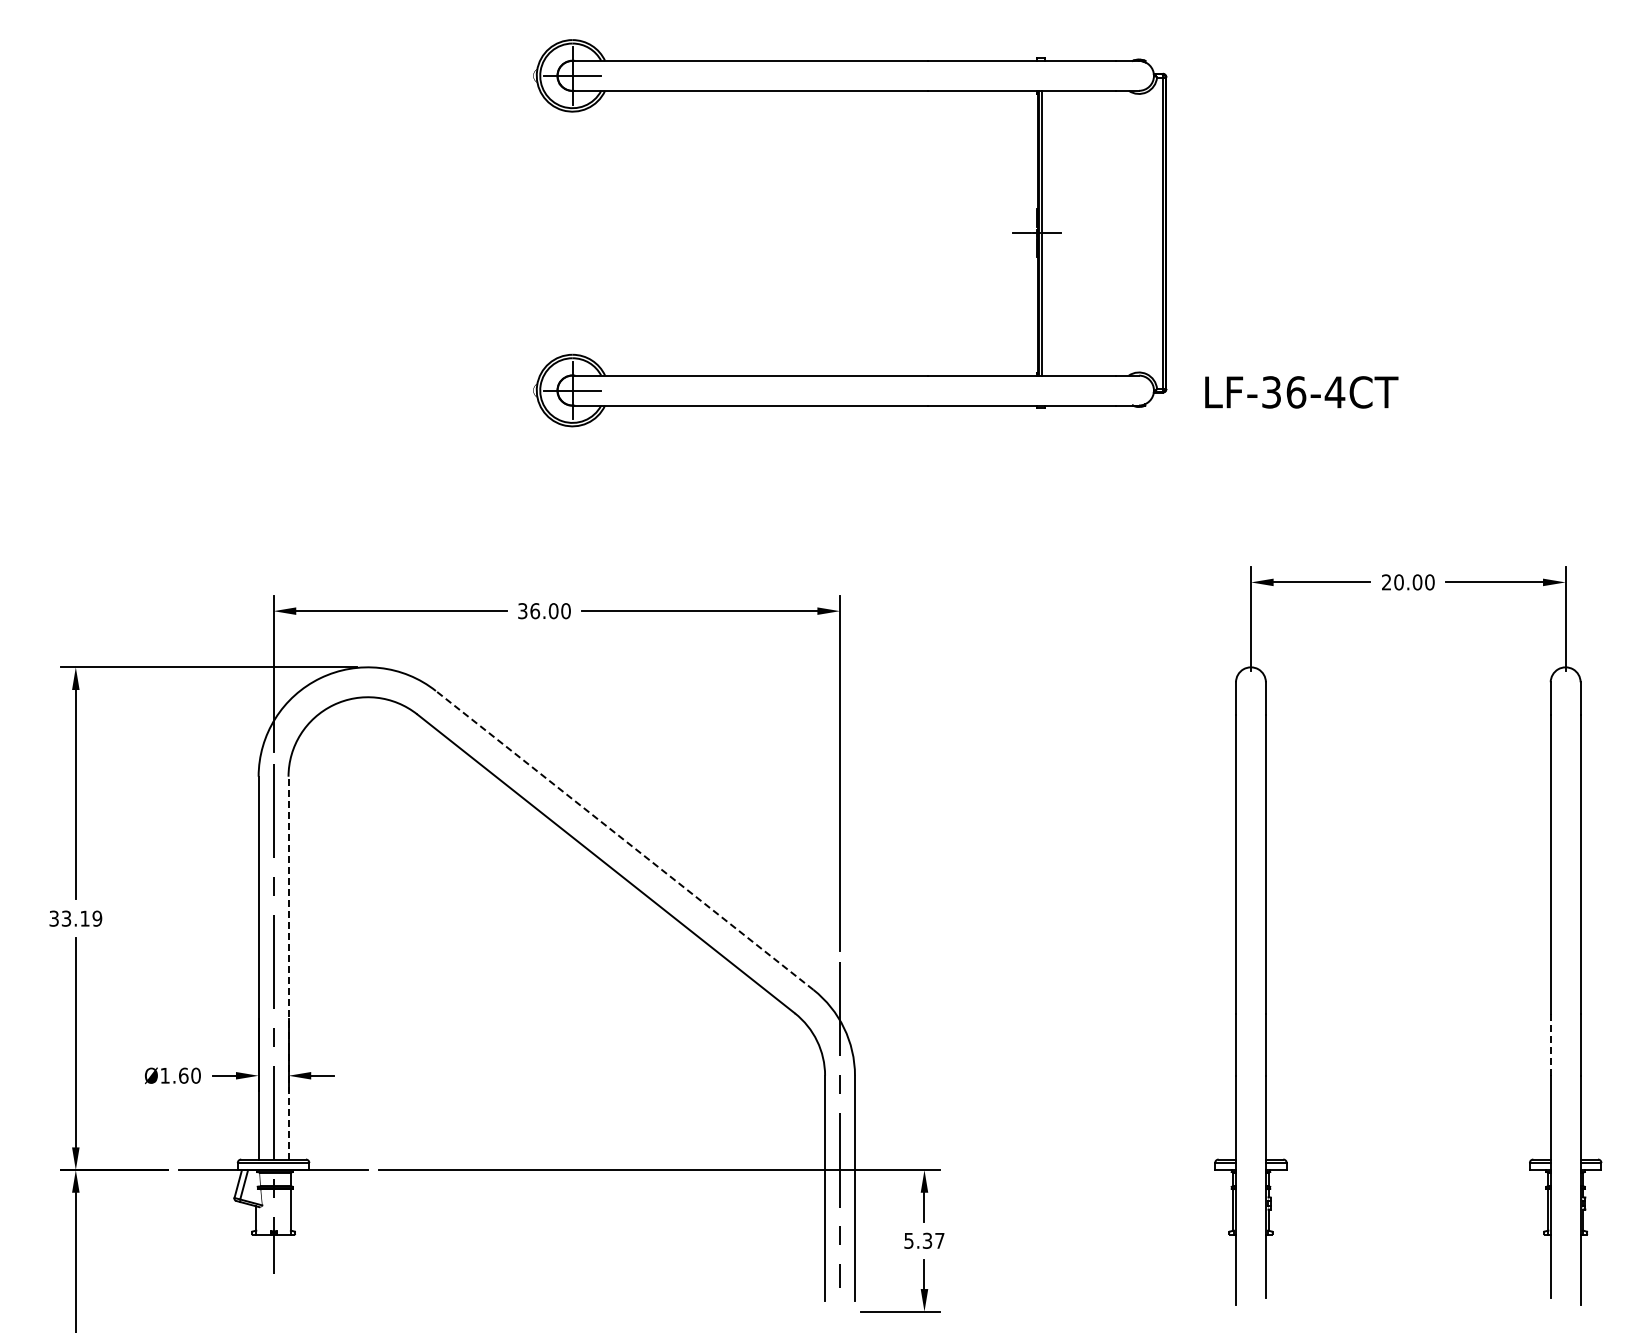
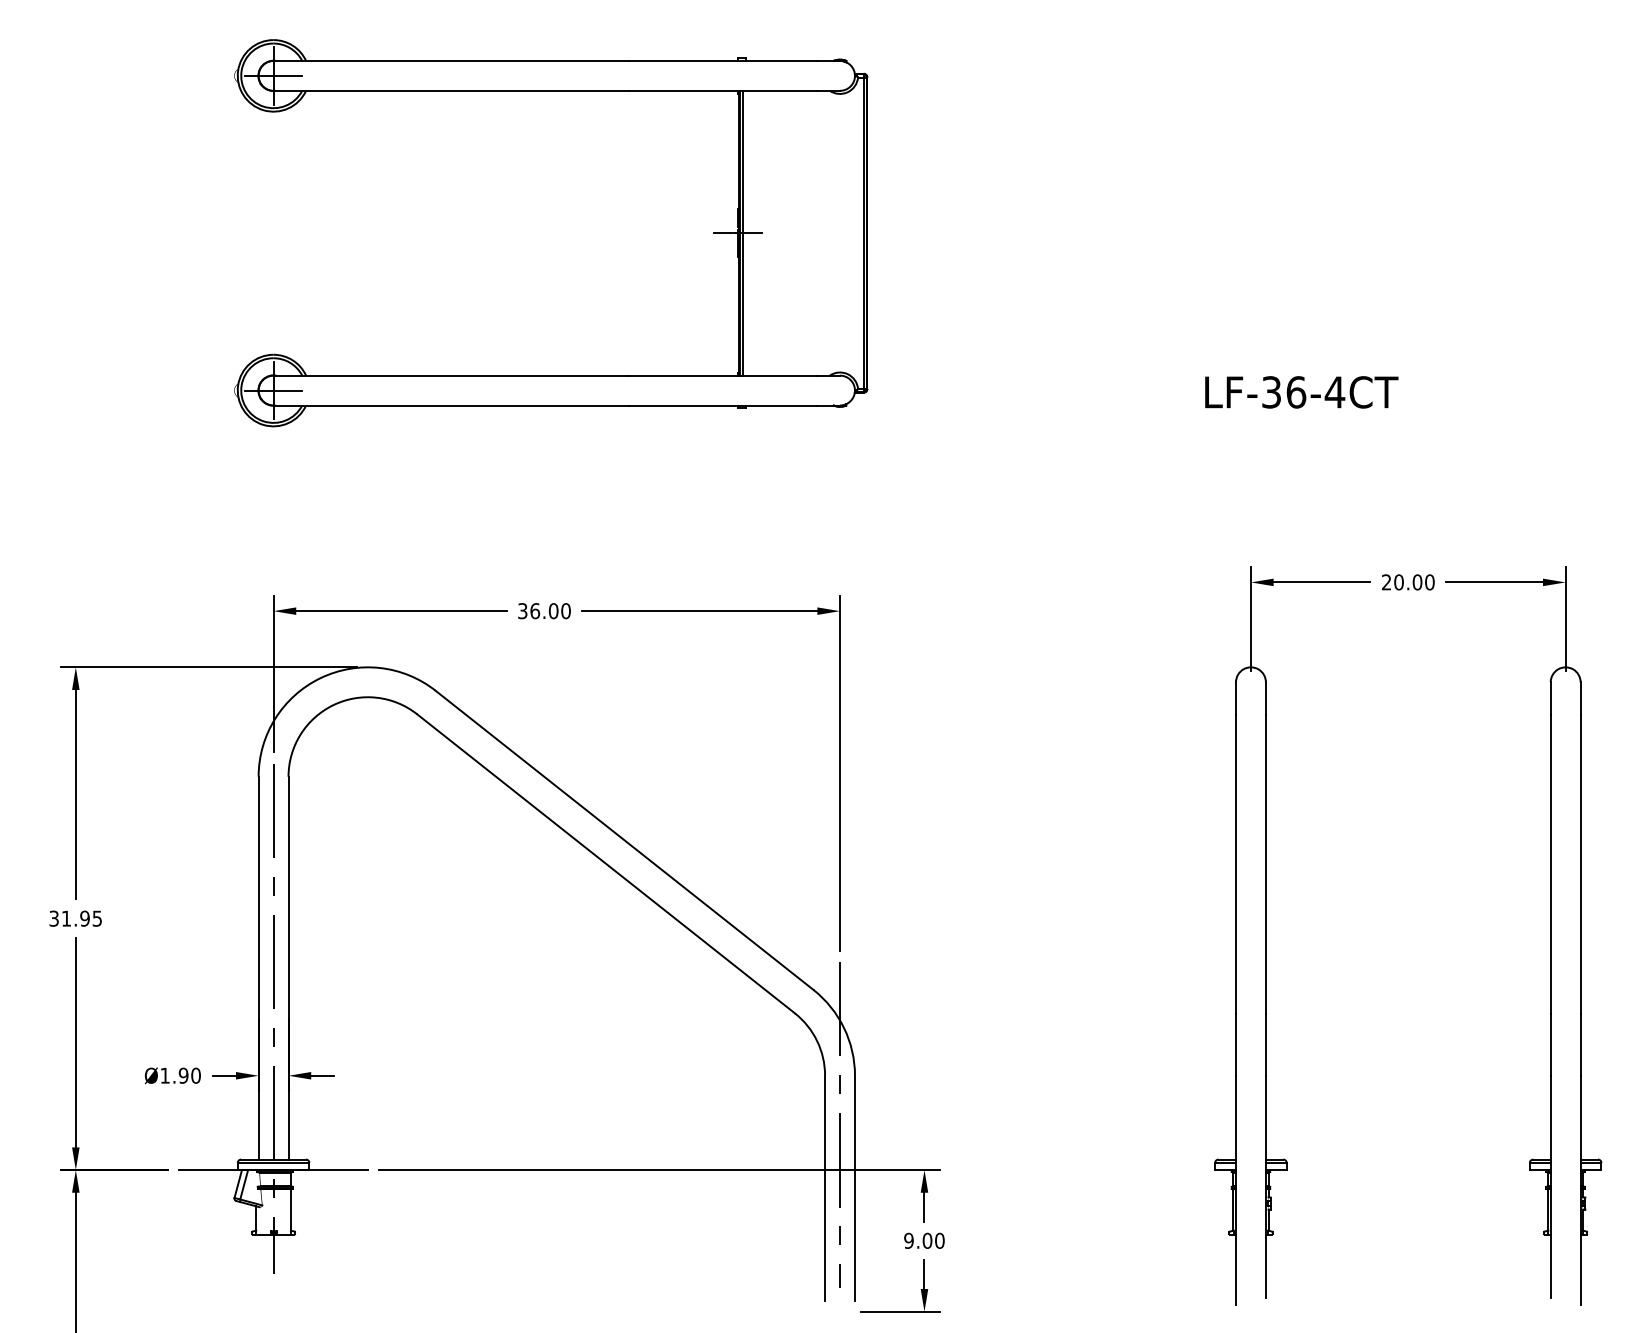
part position: (850, 91) -> (551, 91) (551, 91)
line: dashed -> solid (624, 840)
text: 33.19 -> 31.95 (81, 918)
line: dashed -> solid (288, 967)
line: dashed -> solid (1550, 1044)
text: Ø1.60 -> Ø1.90 (183, 1075)
text: 5.37 -> 9.00 (924, 1240)
